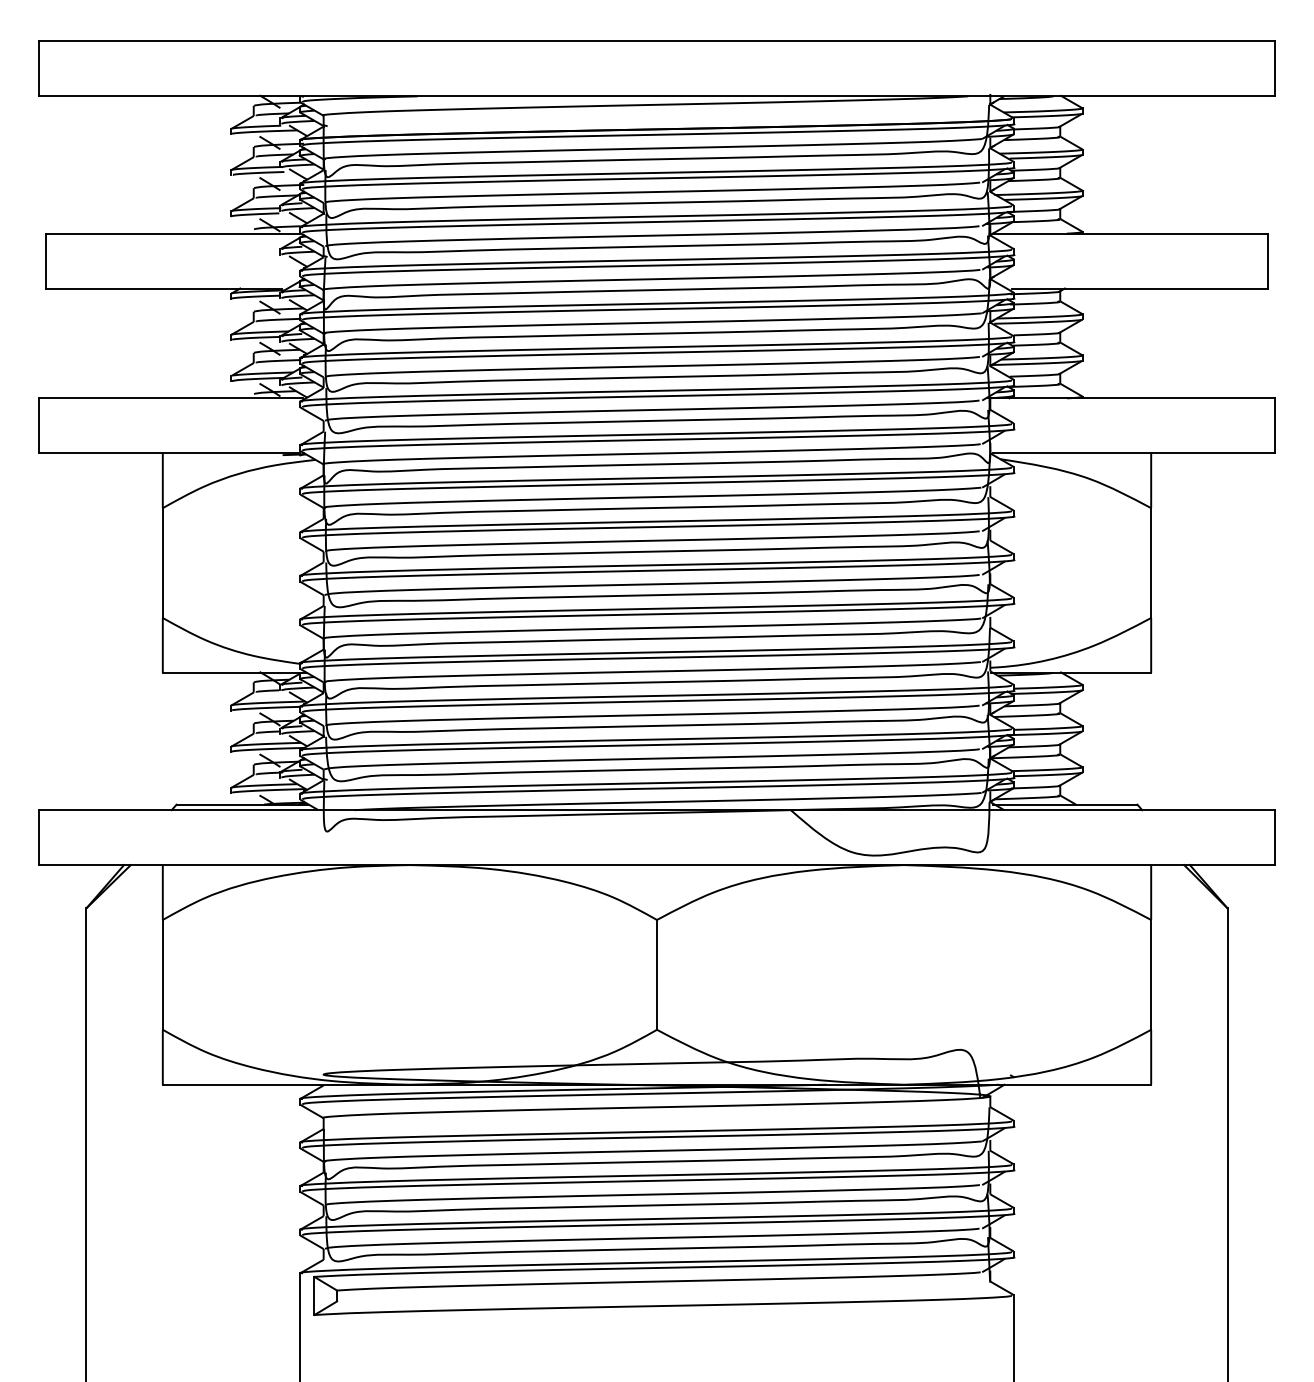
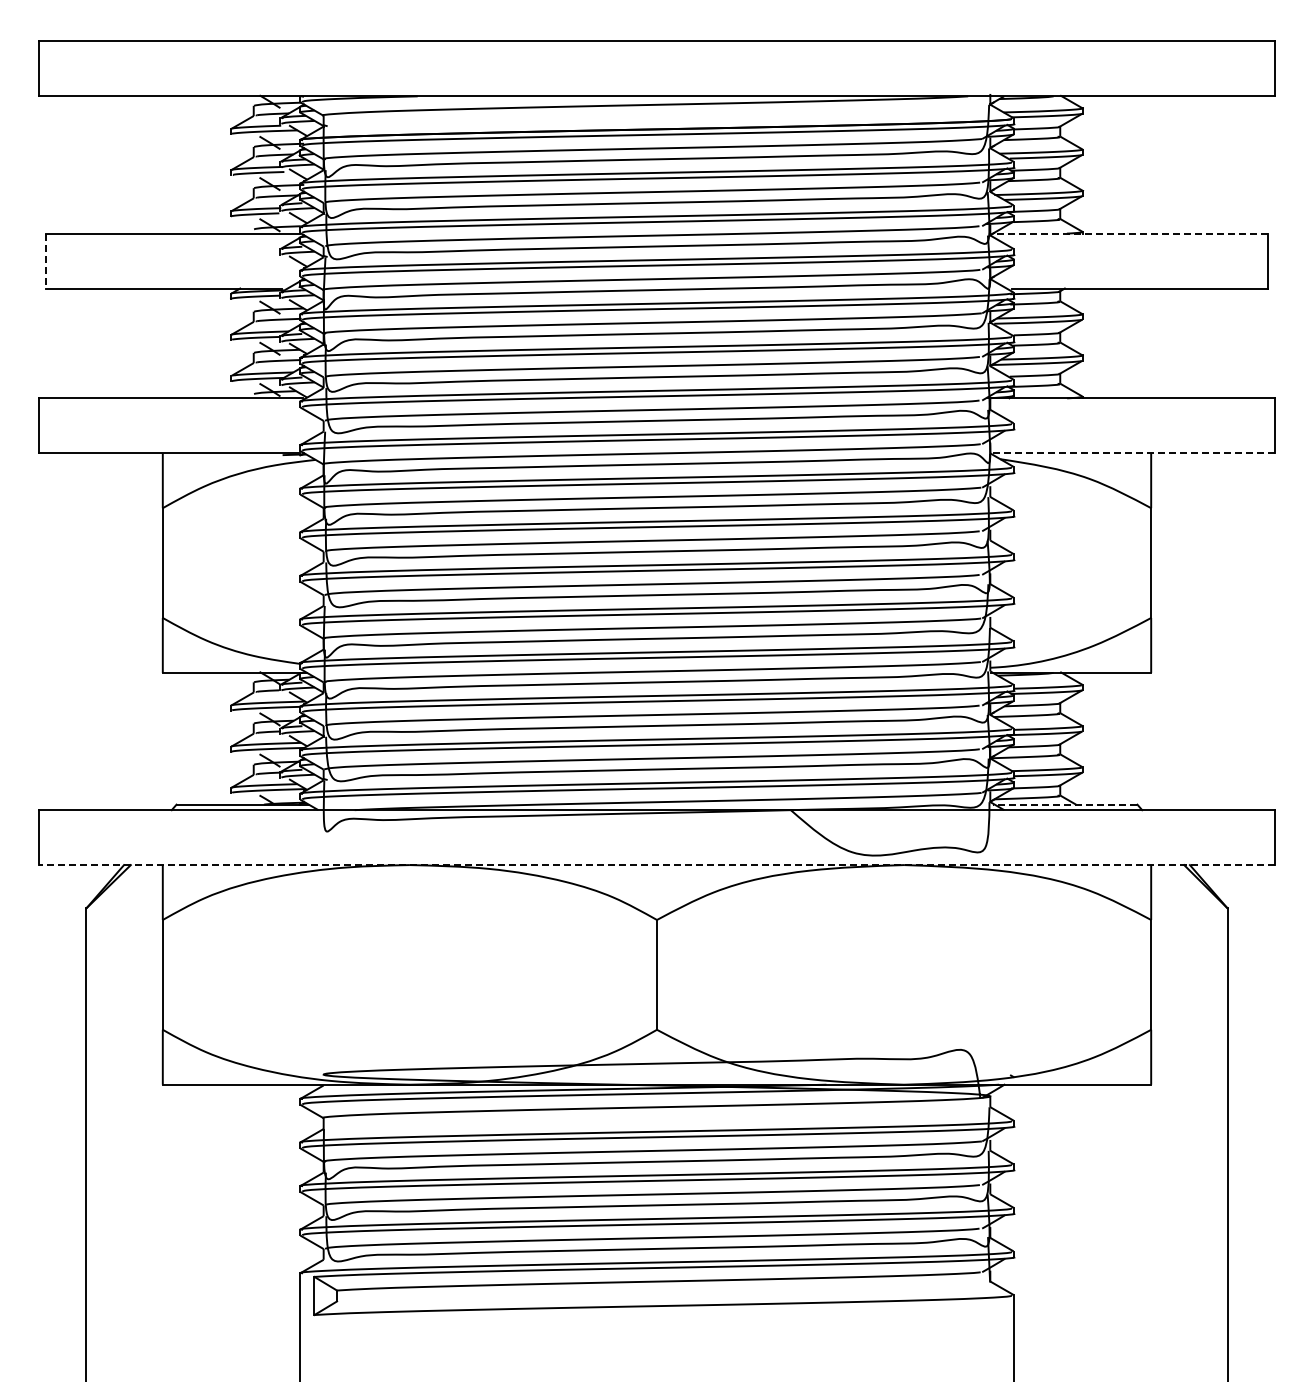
line: solid -> dashed (1129, 233)
line: solid -> dashed (46, 261)
line: solid -> dashed (1133, 453)
line: solid -> dashed (1064, 804)
line: solid -> dashed (656, 865)
